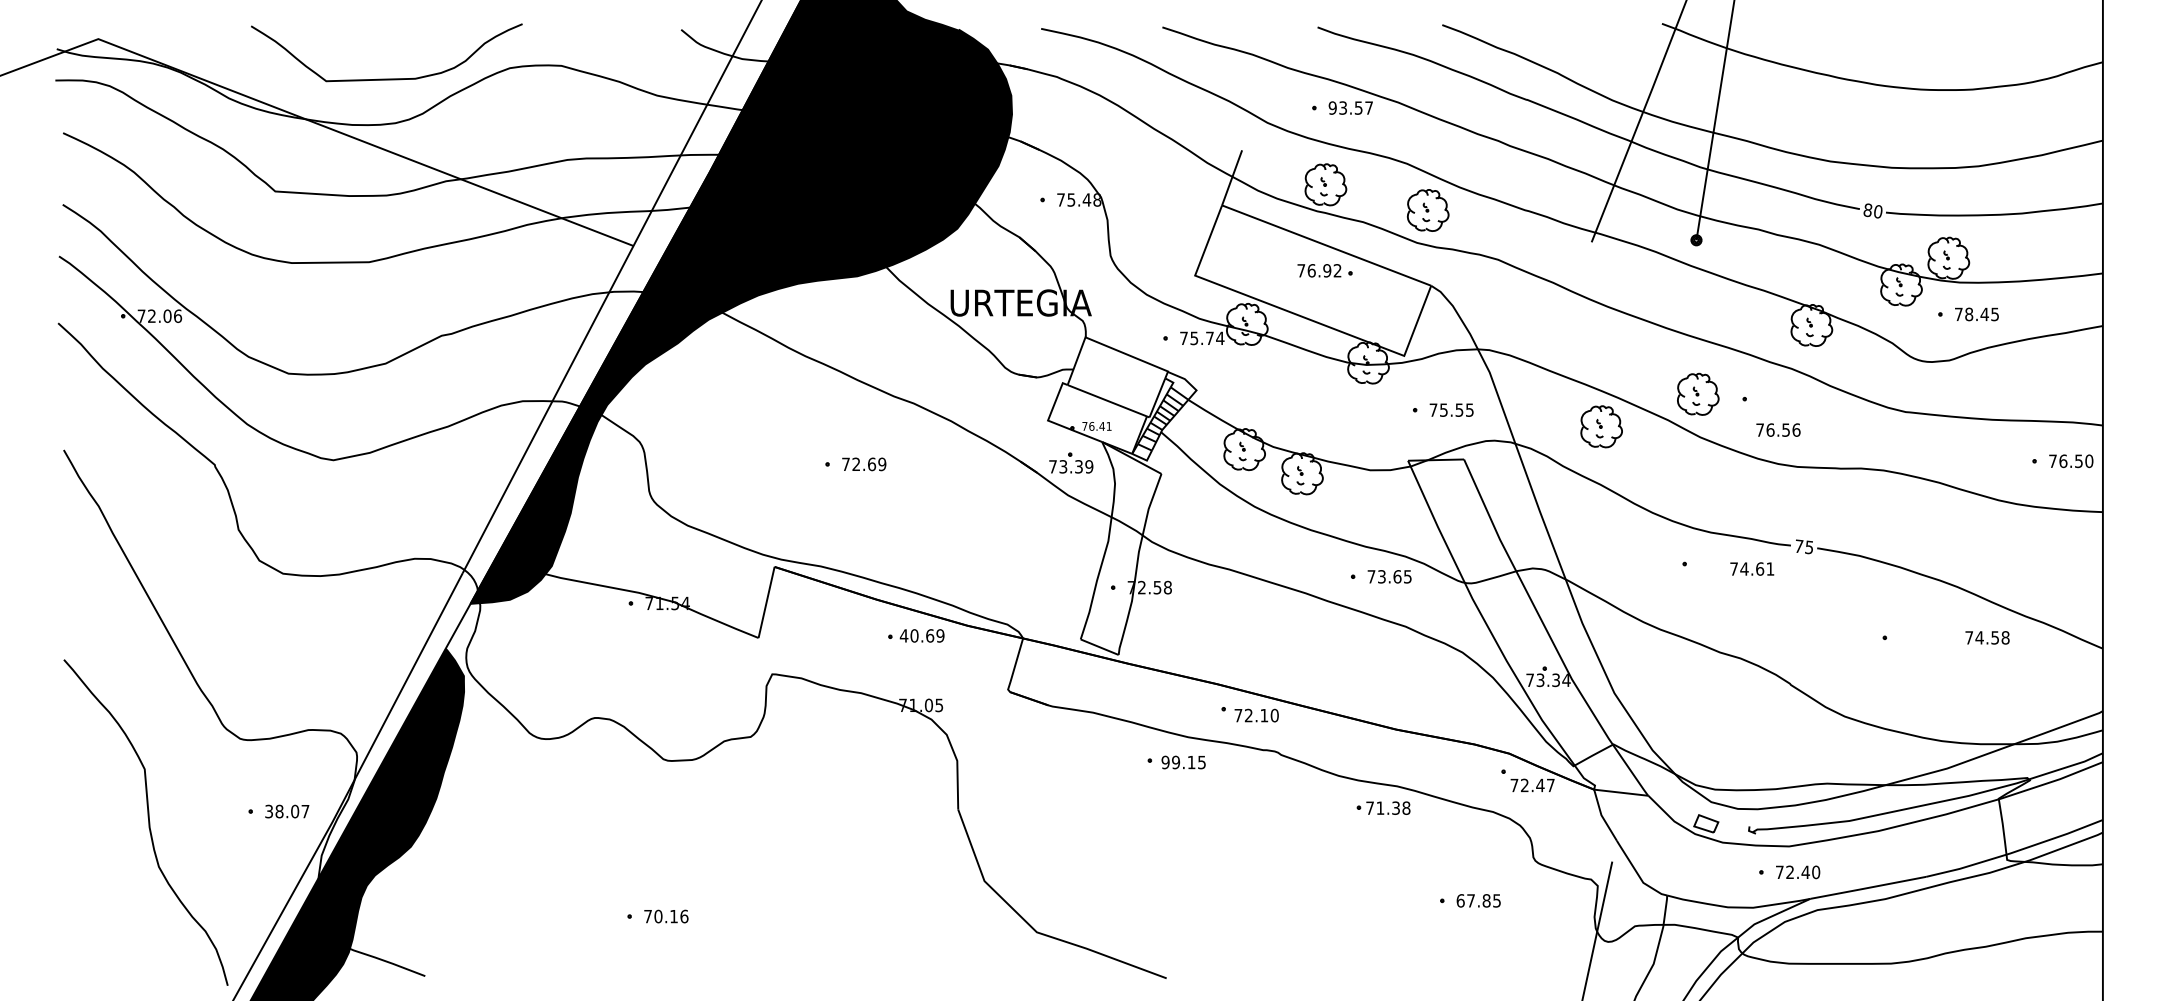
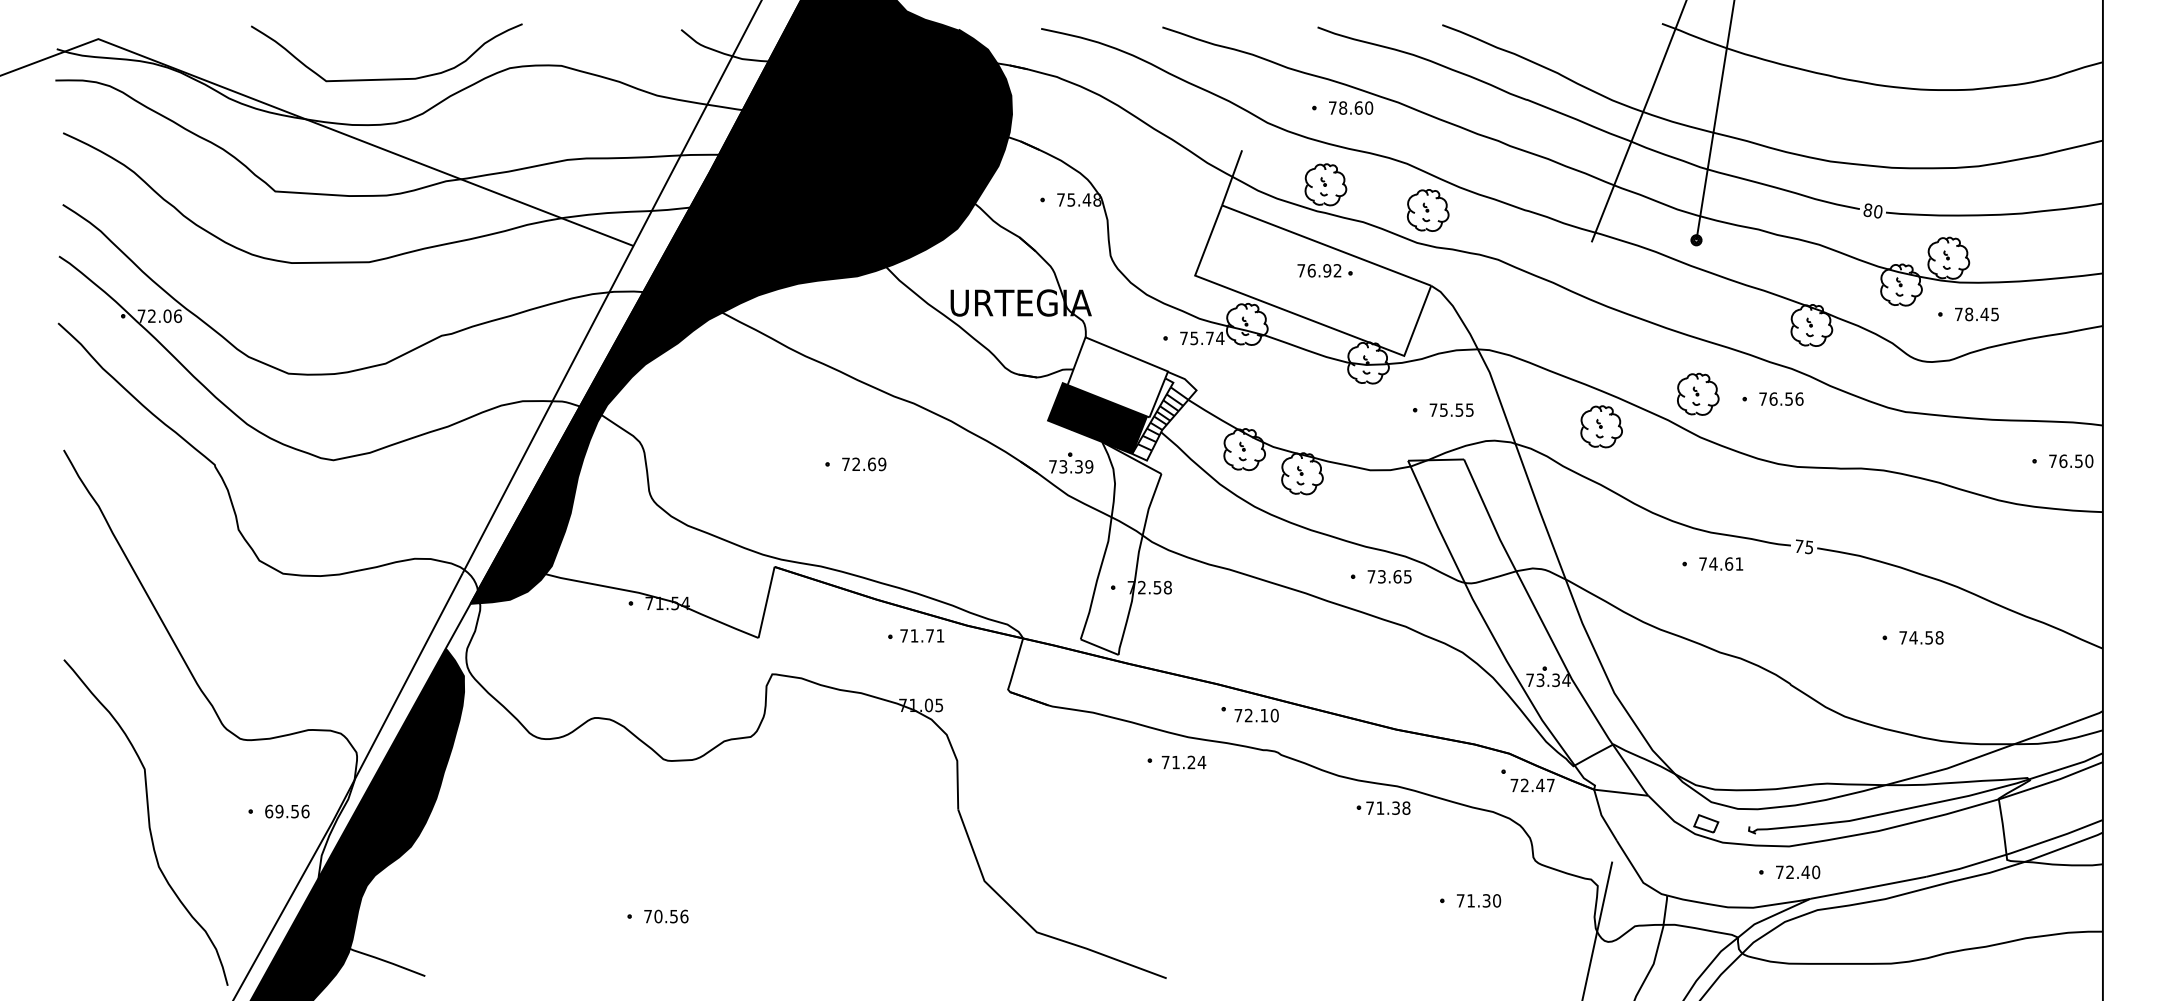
text: 93.57 -> 78.60 (1350, 107)
fill: none -> present (1097, 418)
text position: (1778, 429) -> (1781, 398) (1781, 398)
text position: (1752, 568) -> (1721, 563) (1721, 563)
text: 40.69 -> 71.71 (921, 635)
text position: (1987, 637) -> (1921, 637) (1921, 637)
text: 99.15 -> 71.24 (1183, 762)
text: 38.07 -> 69.56 (287, 811)
text: 67.85 -> 71.30 (1478, 900)
text: 70.16 -> 70.56 (673, 916)
